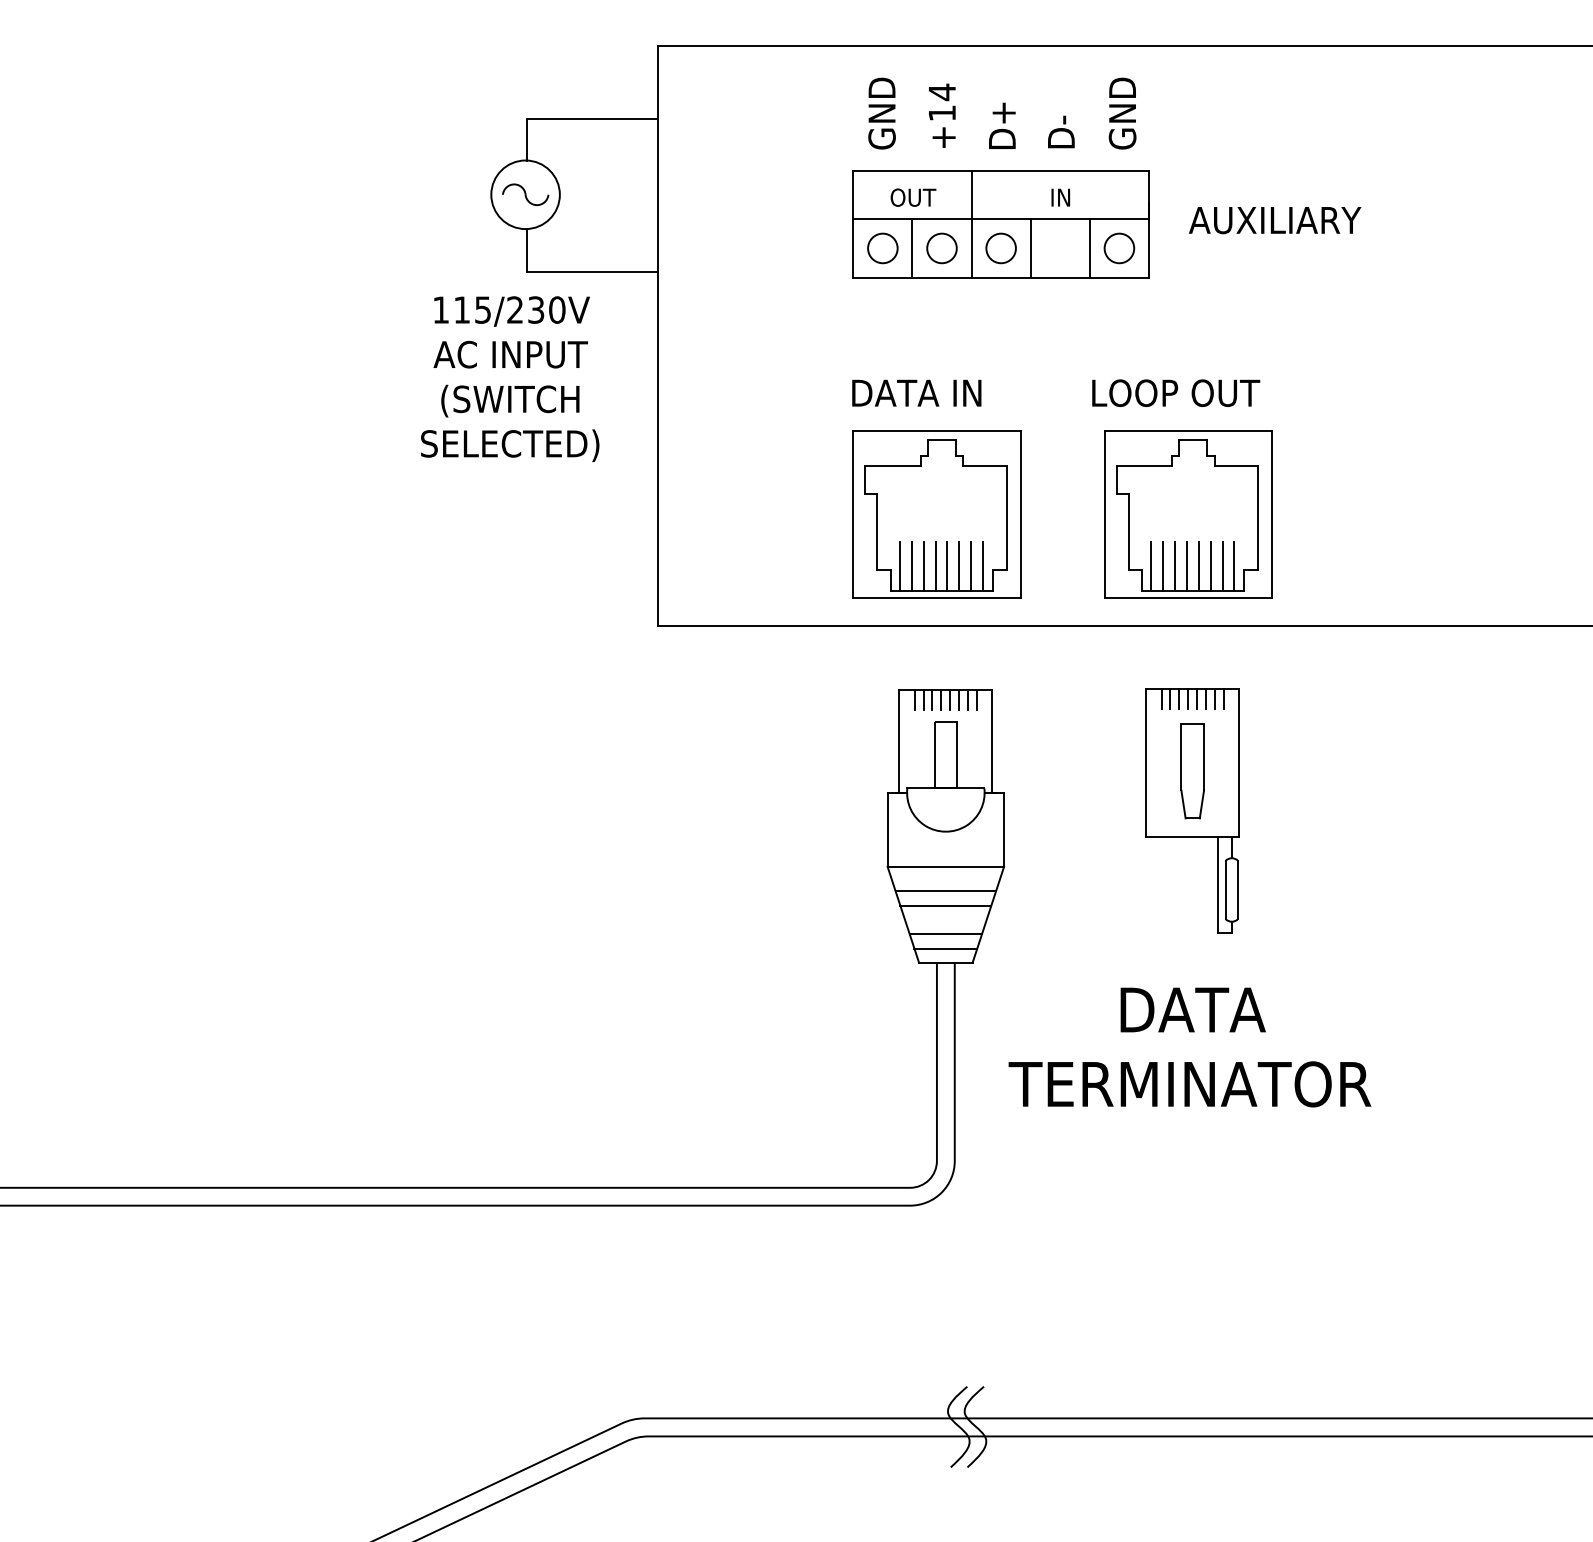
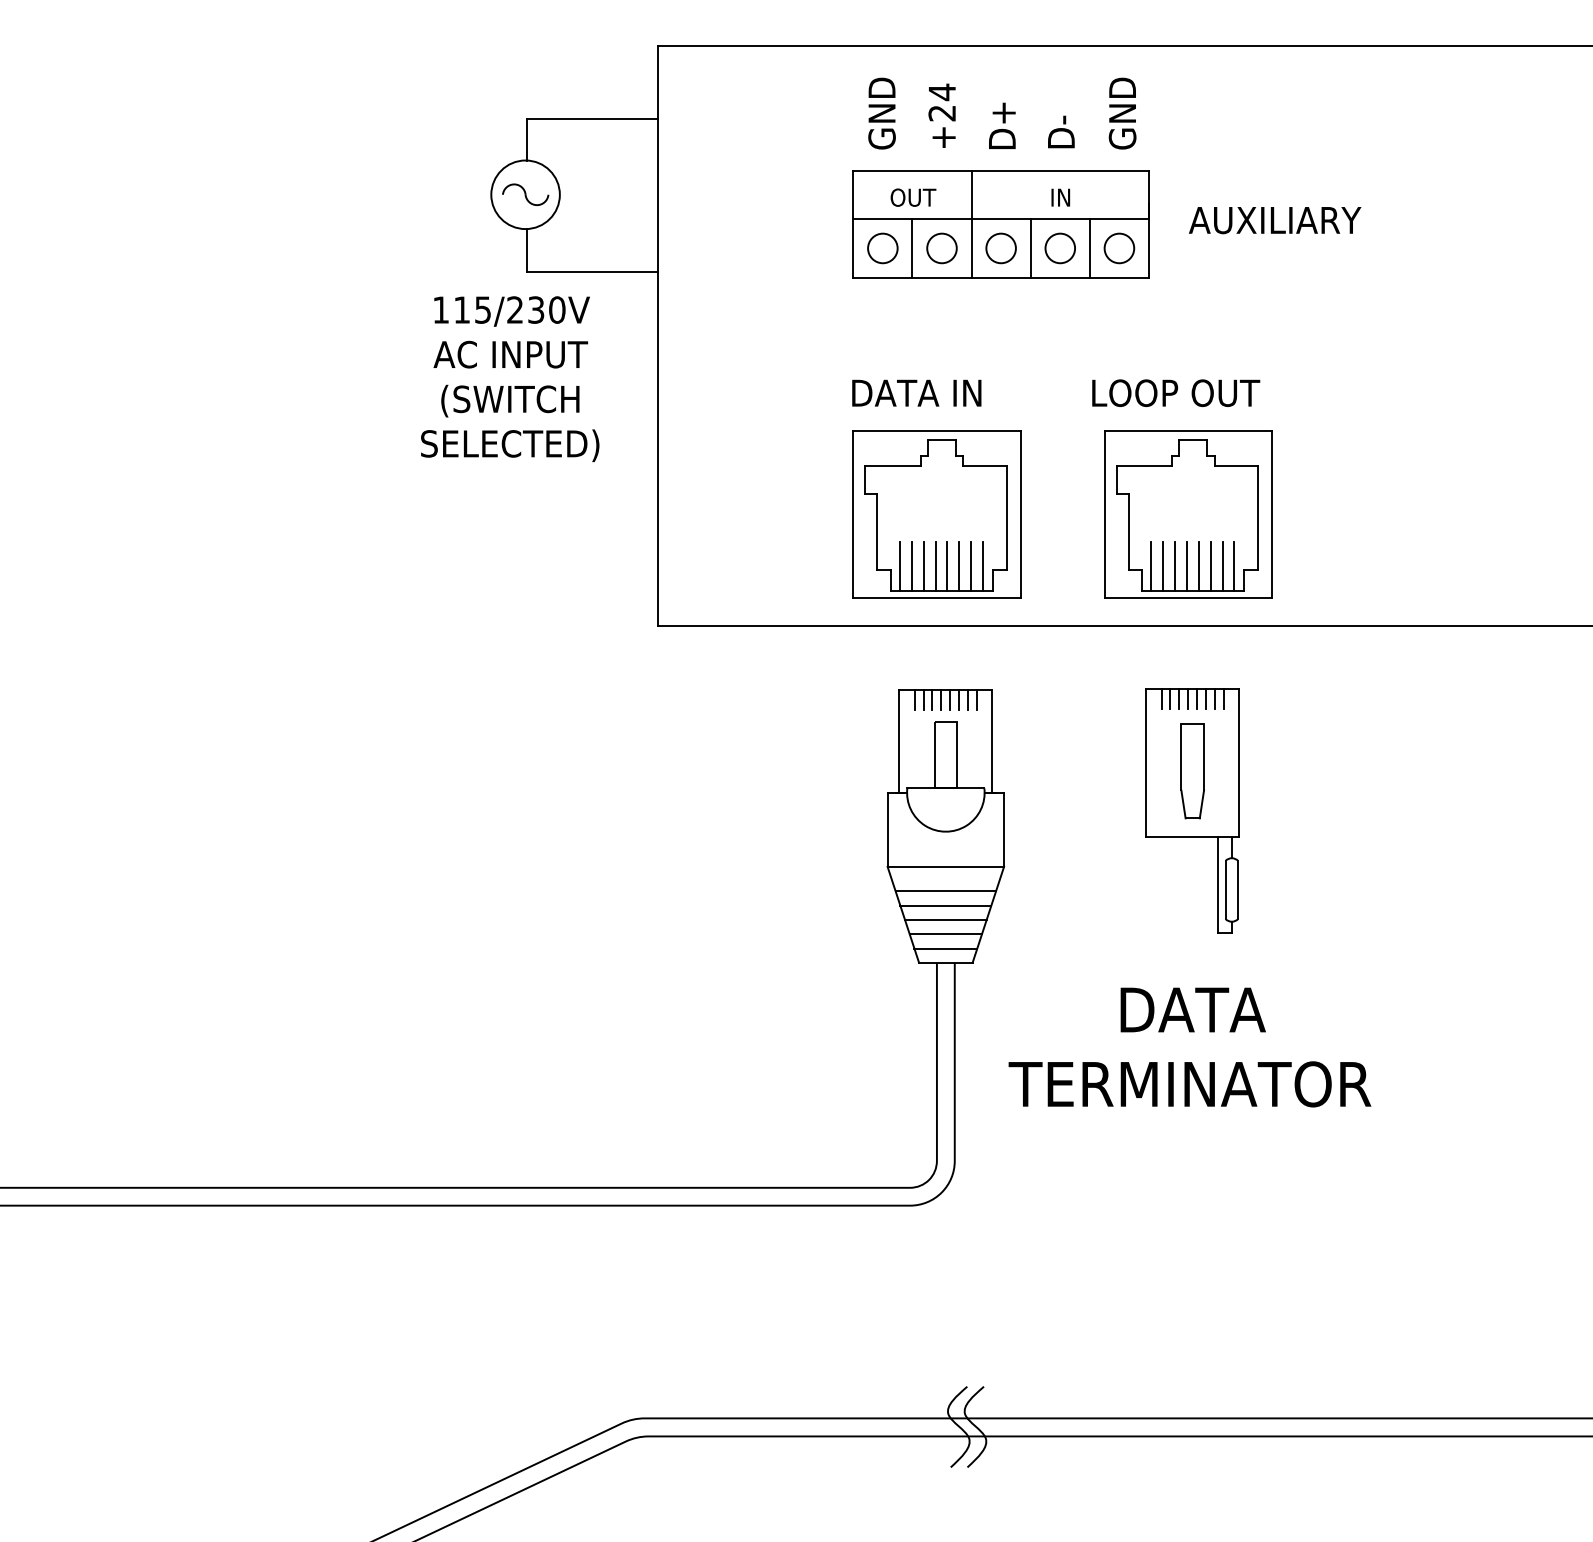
text: +14 -> +24 (941, 113)
circle: none -> present (1059, 248)
line: none -> present (945, 919)
